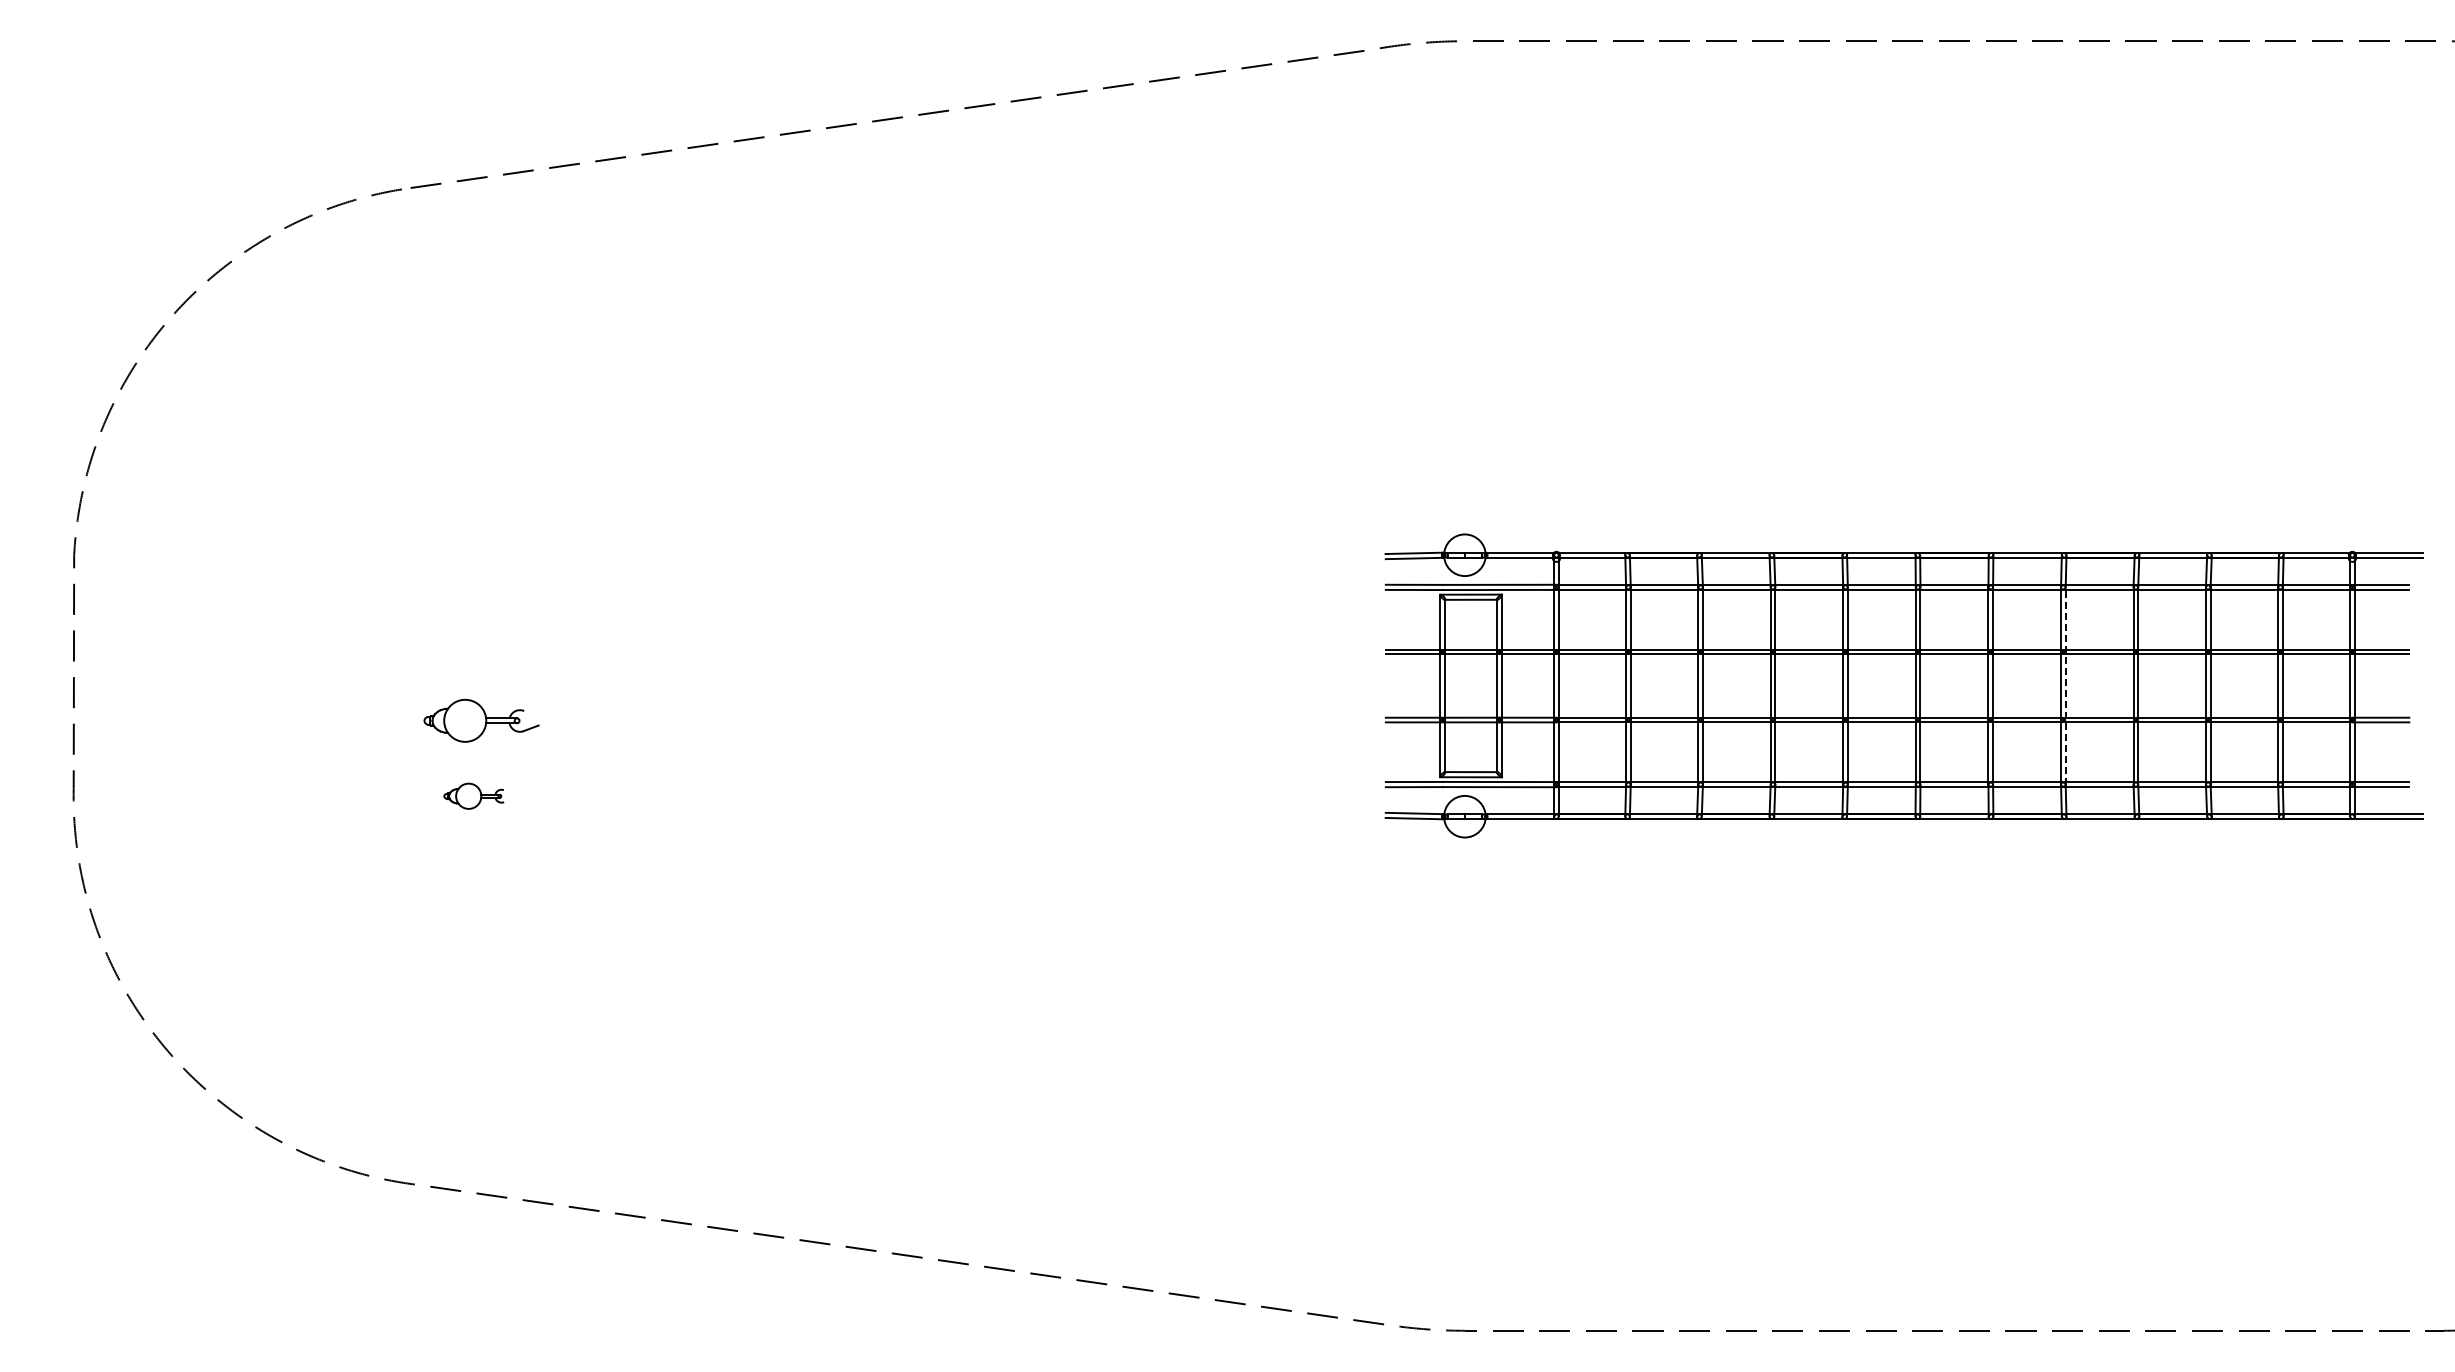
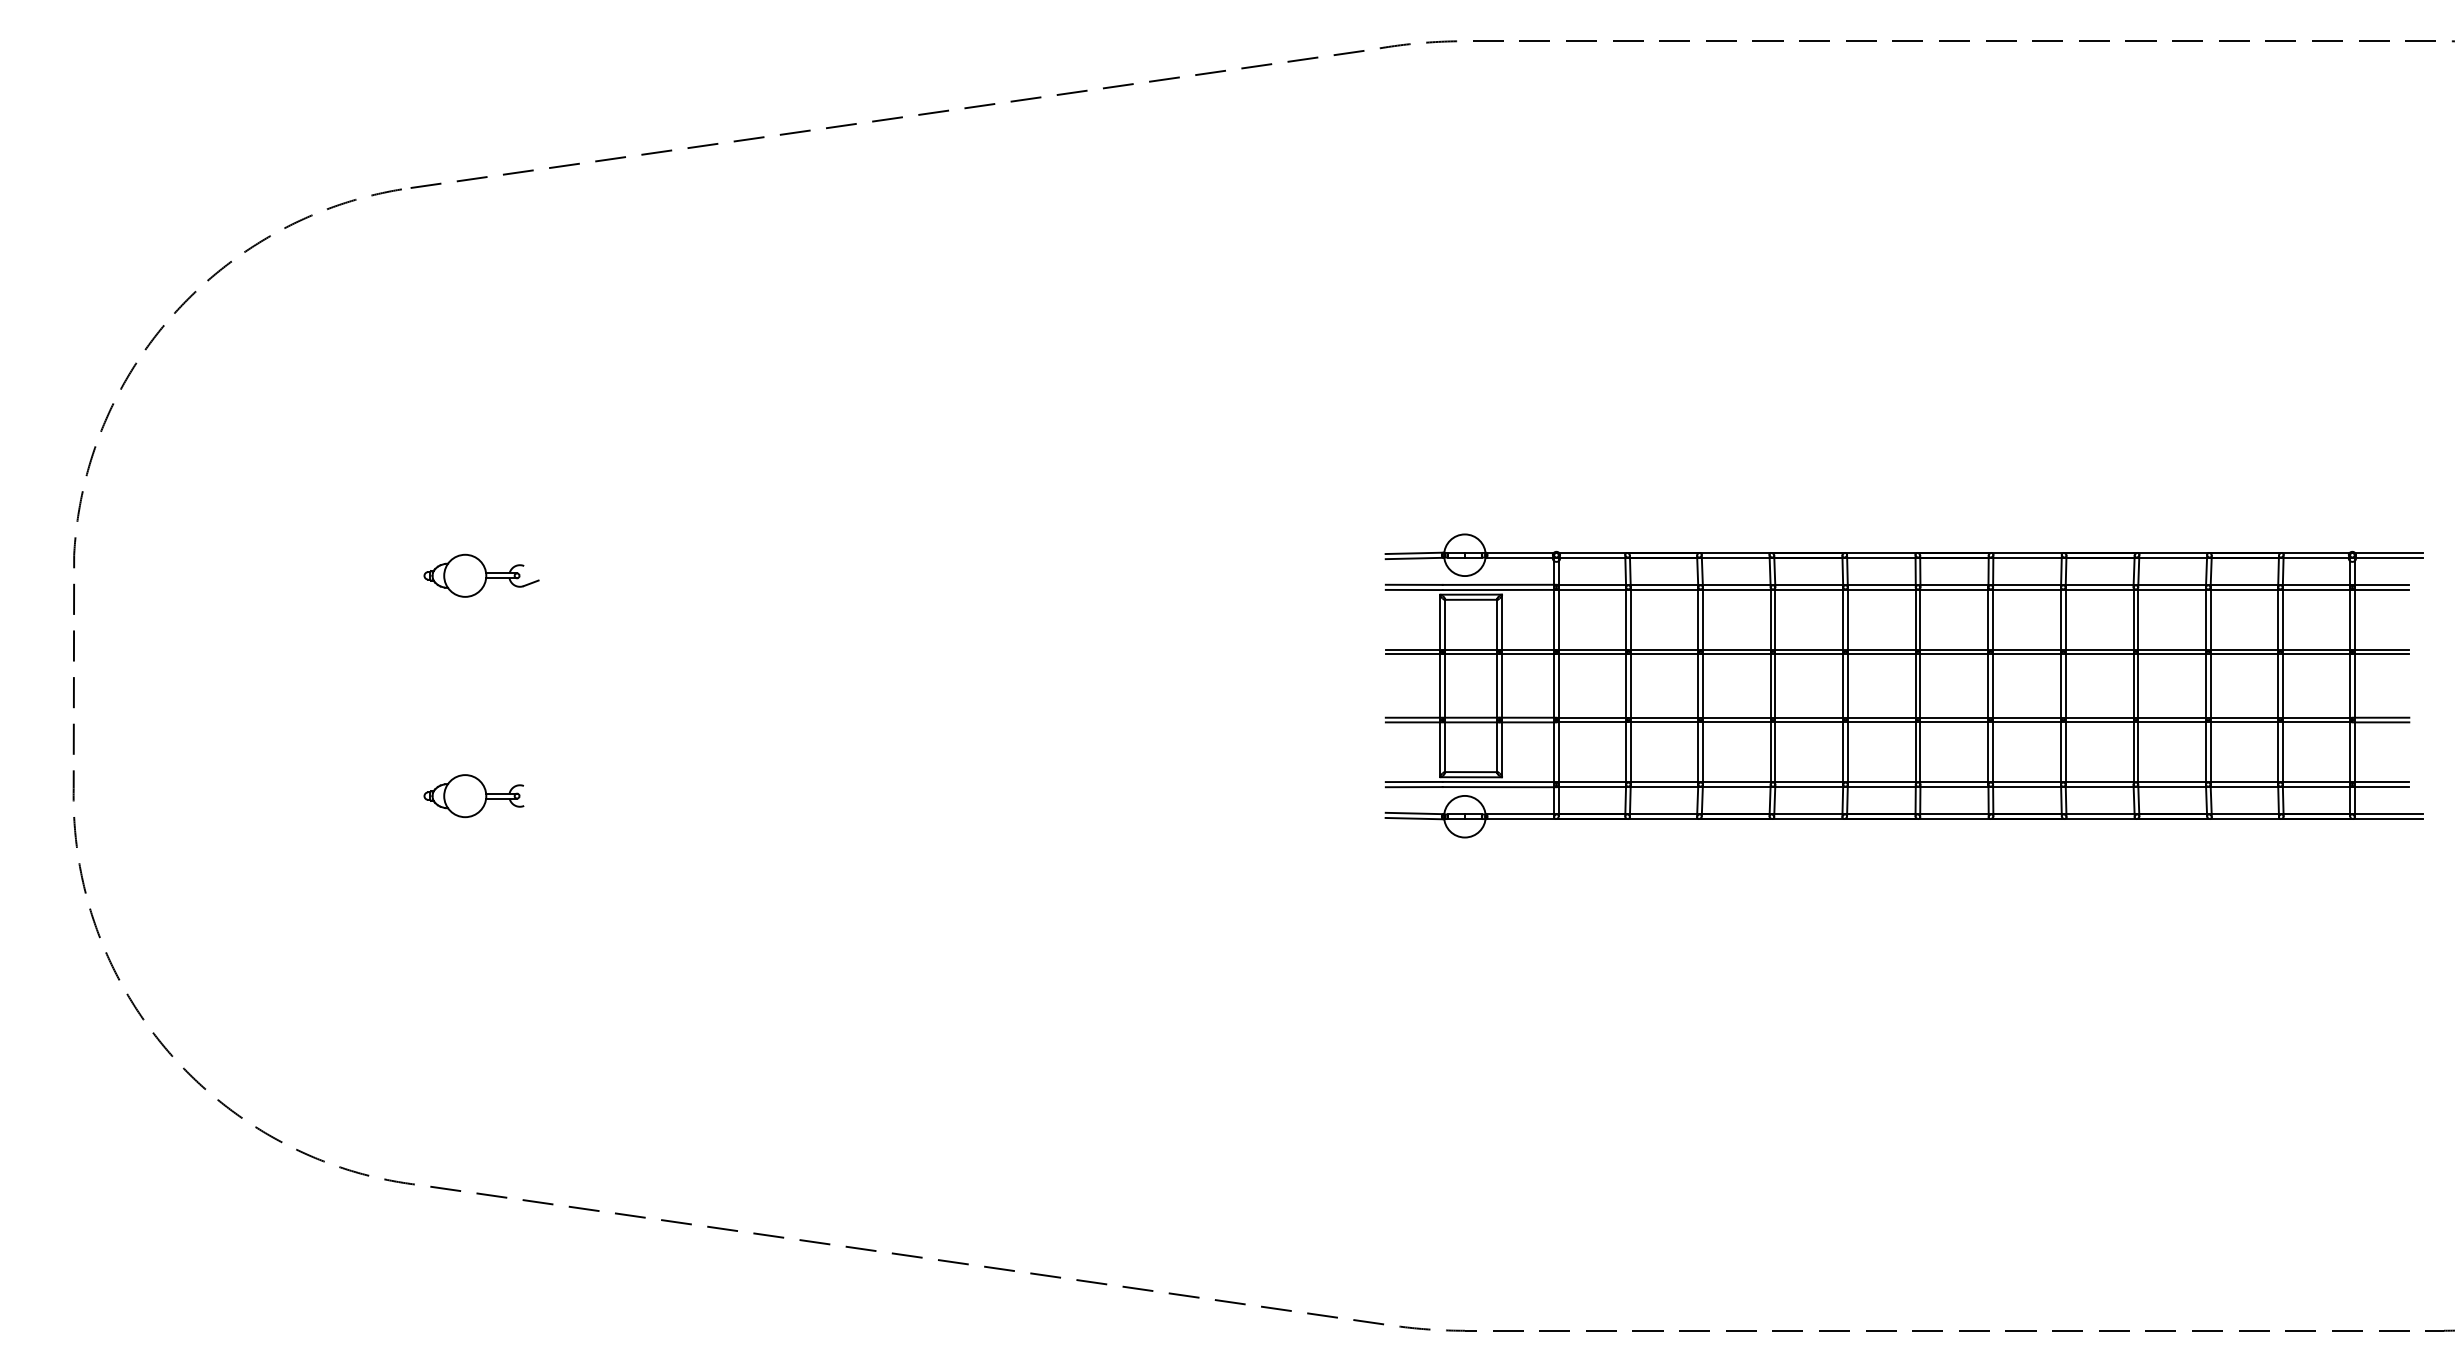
line: dashed -> solid (2065, 686)
part position: (481, 720) -> (481, 575) (481, 575)
part size: 62x28 px -> 102x45 px (473, 796)
